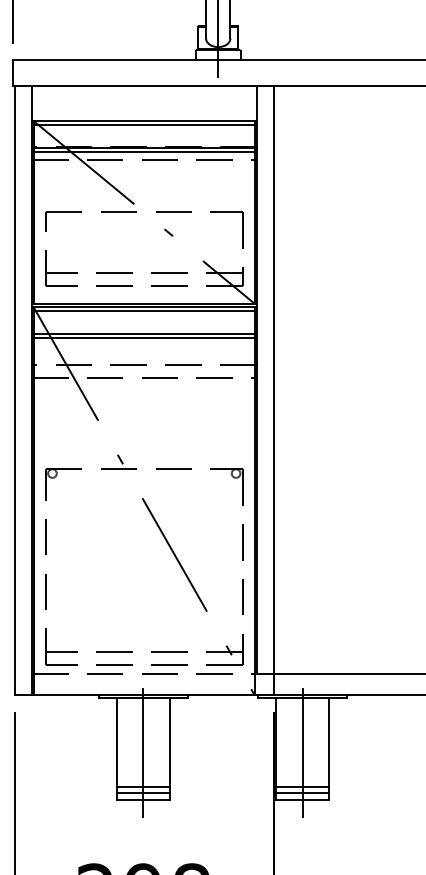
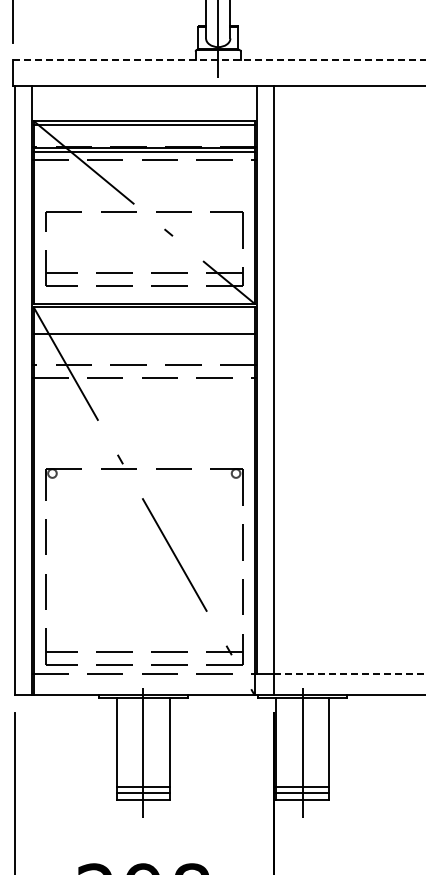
line: solid -> dashed (219, 60)
line: present -> none (143, 310)
line: present -> none (143, 337)
line: solid -> dashed (349, 673)
